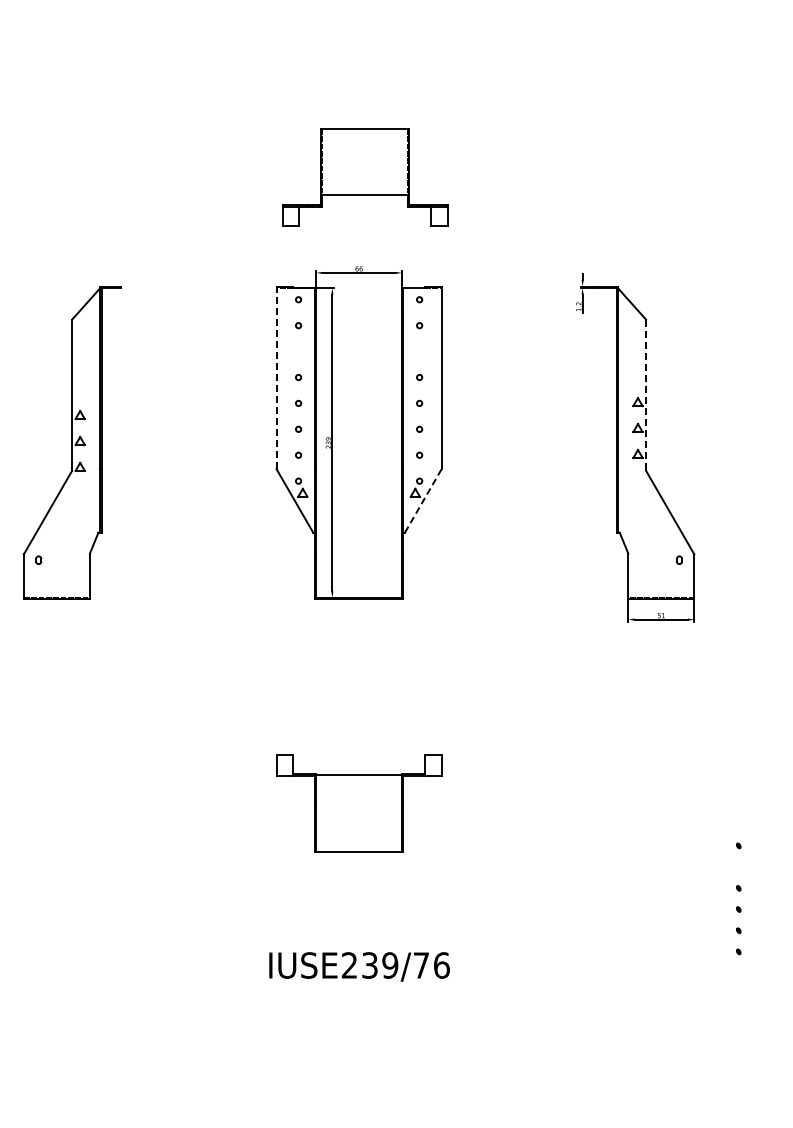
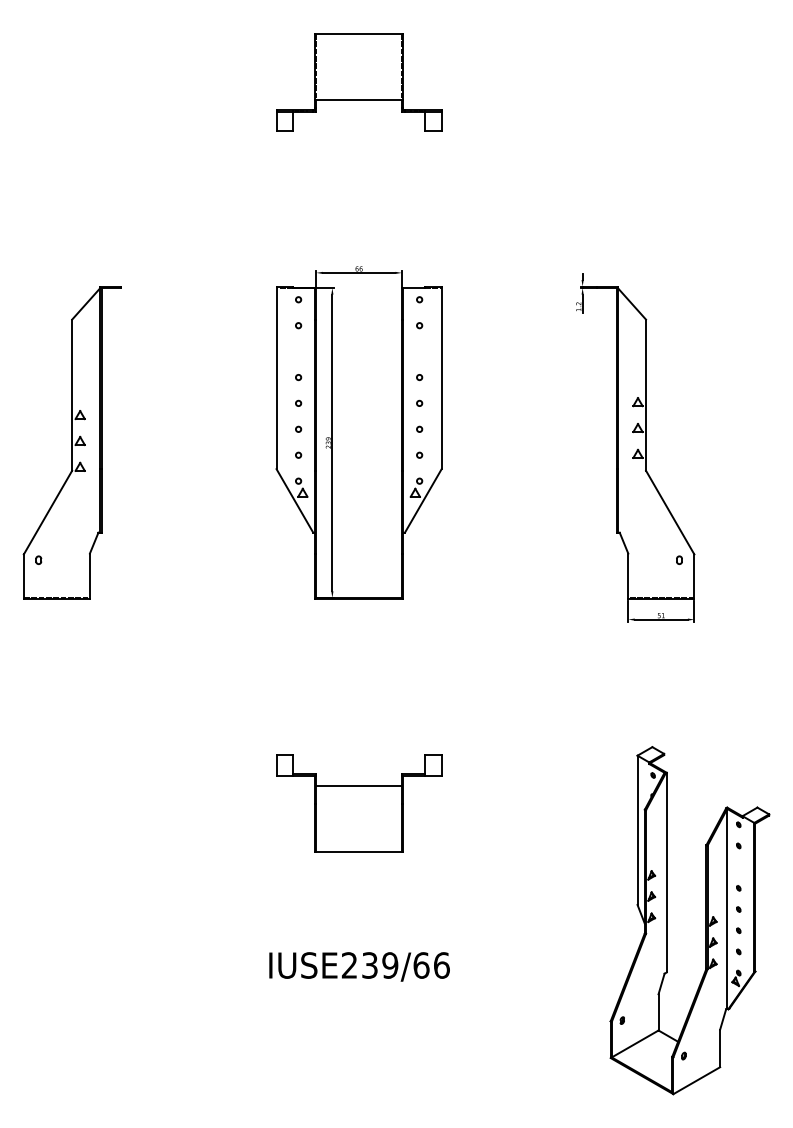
part position: (365, 177) -> (359, 82) (359, 82)
line: dashed -> solid (276, 377)
line: dashed -> solid (646, 395)
line: dashed -> solid (423, 500)
line position: (358, 775) -> (358, 786) (358, 786)
part: none -> present (705, 920)
text: IUSE239/76 -> IUSE239/66 (421, 965)
